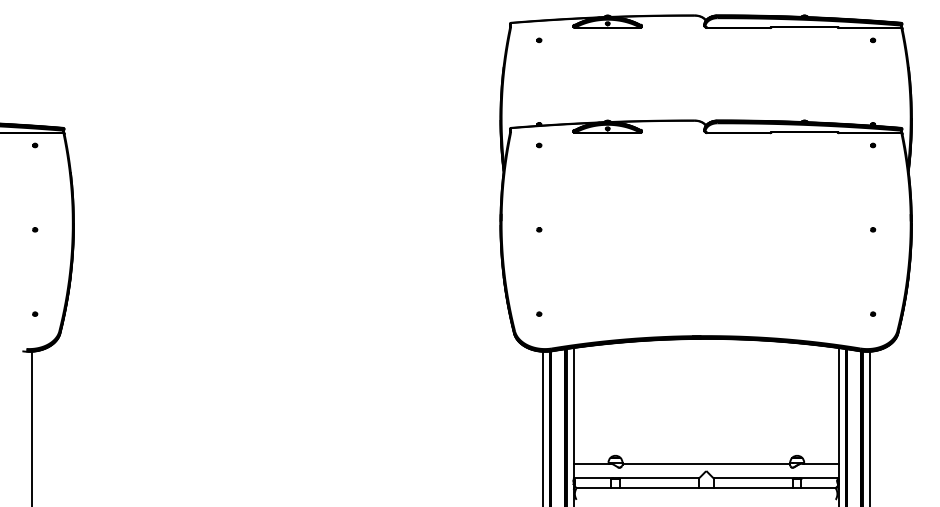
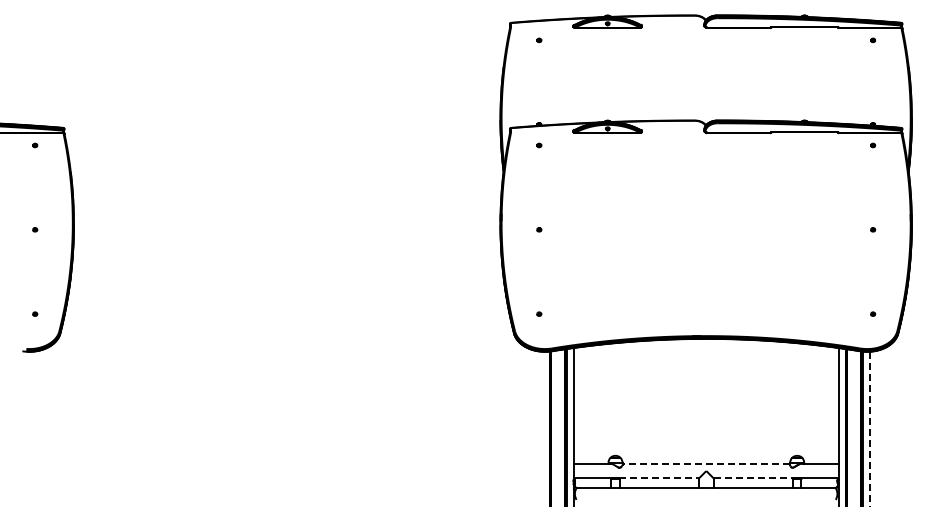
line: present -> none (31, 427)
line: present -> none (542, 427)
line: solid -> dashed (869, 429)
line: solid -> dashed (706, 463)
line: solid -> dashed (658, 478)
line: solid -> dashed (753, 478)
